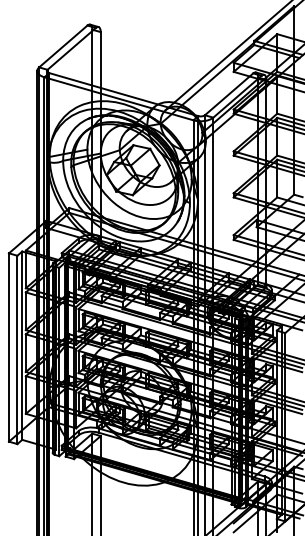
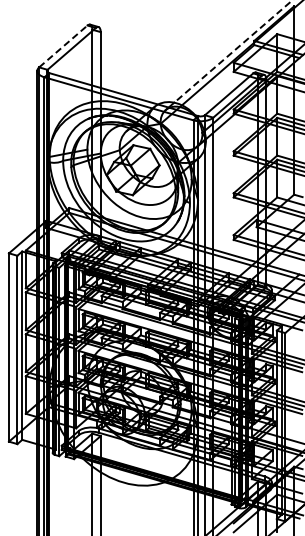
line: solid -> dashed (63, 46)
line: solid -> dashed (233, 51)
